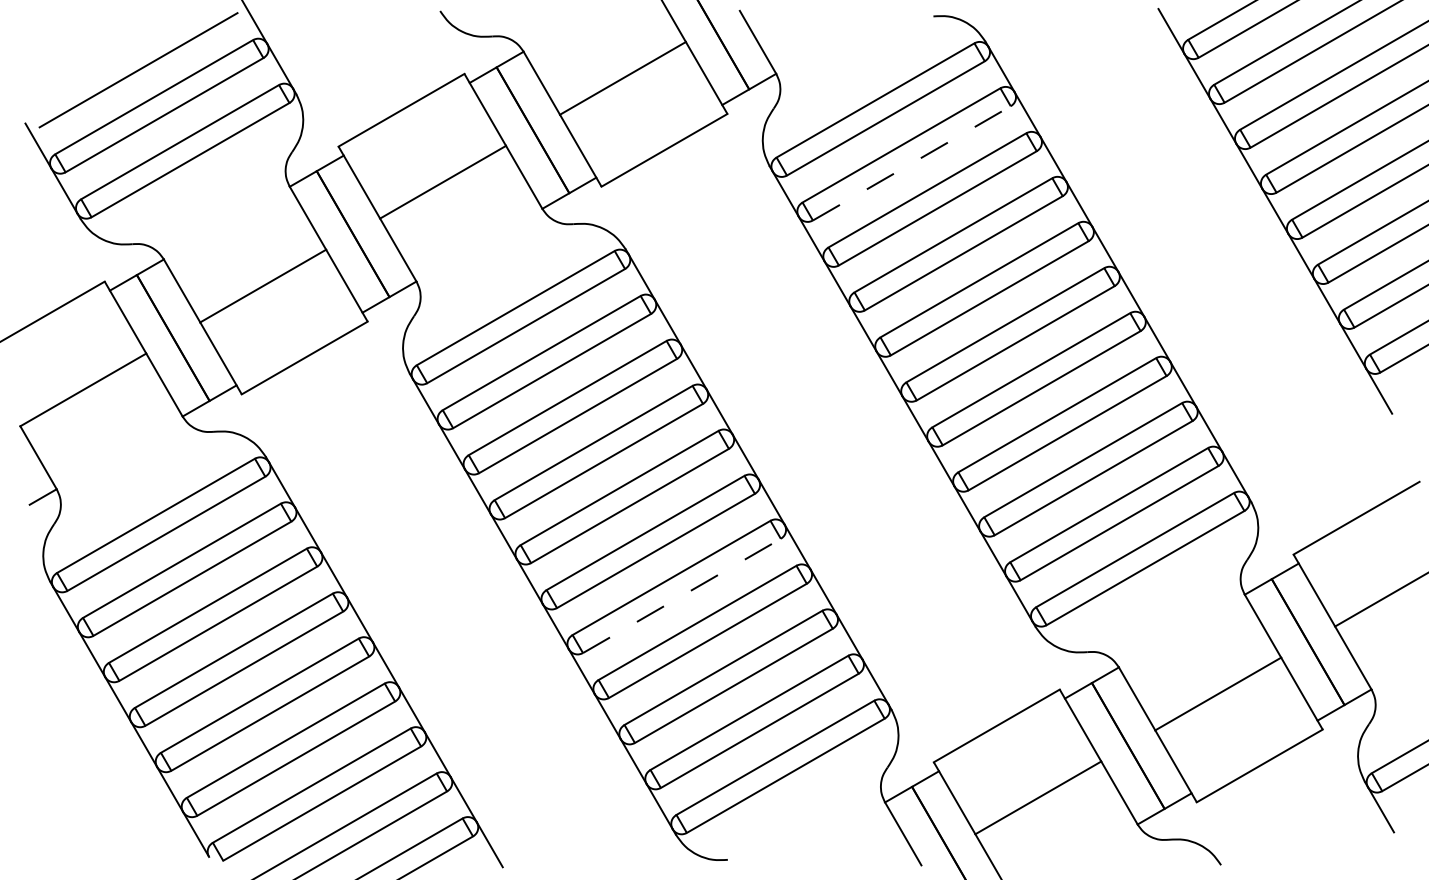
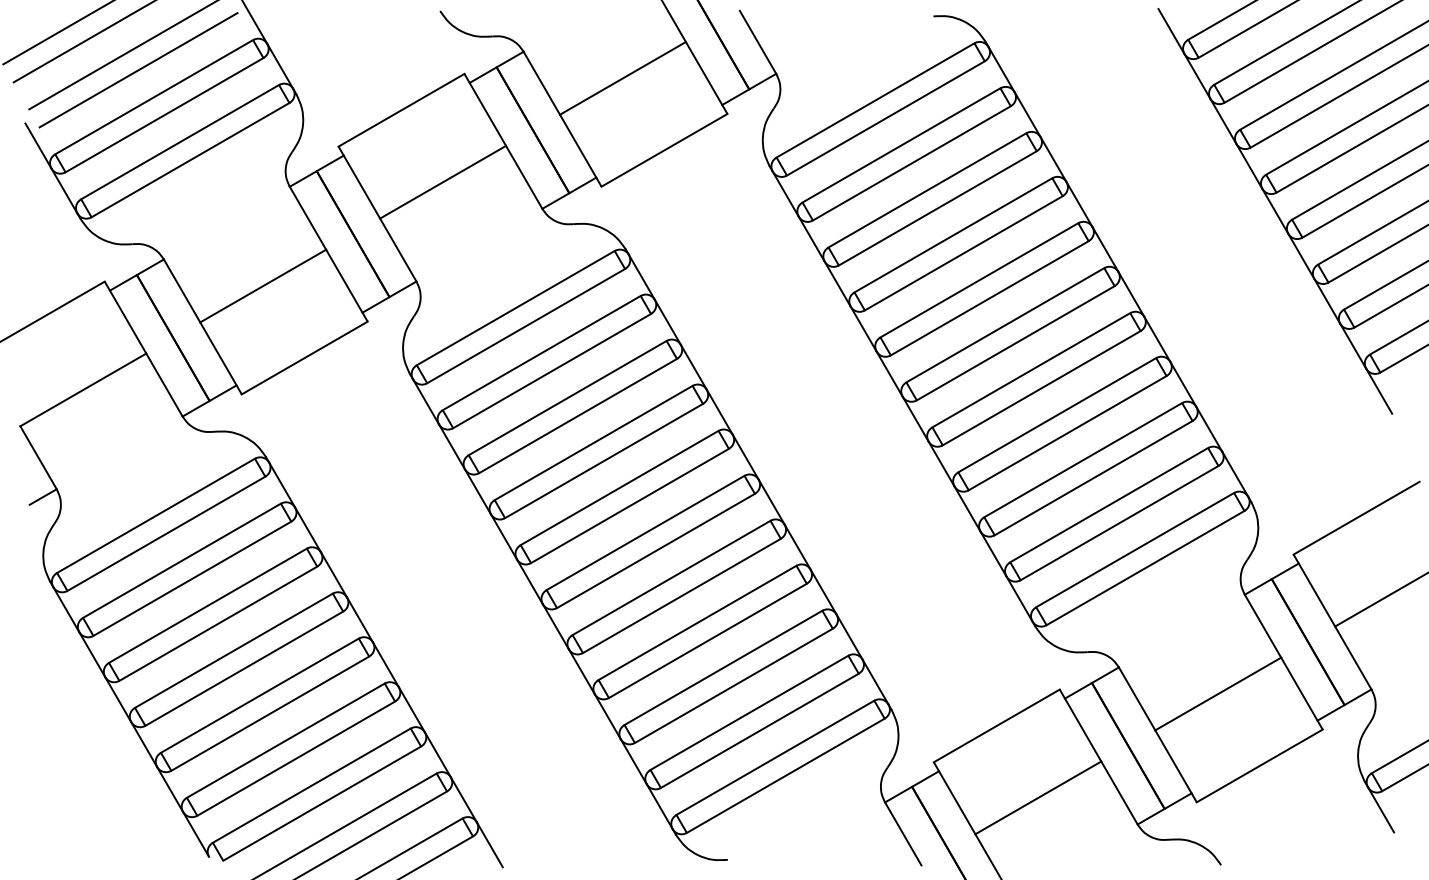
line: none -> present (56, 33)
line: none -> present (82, 42)
line: none -> present (121, 55)
line: dashed -> solid (912, 163)
line: dashed -> solid (682, 595)
